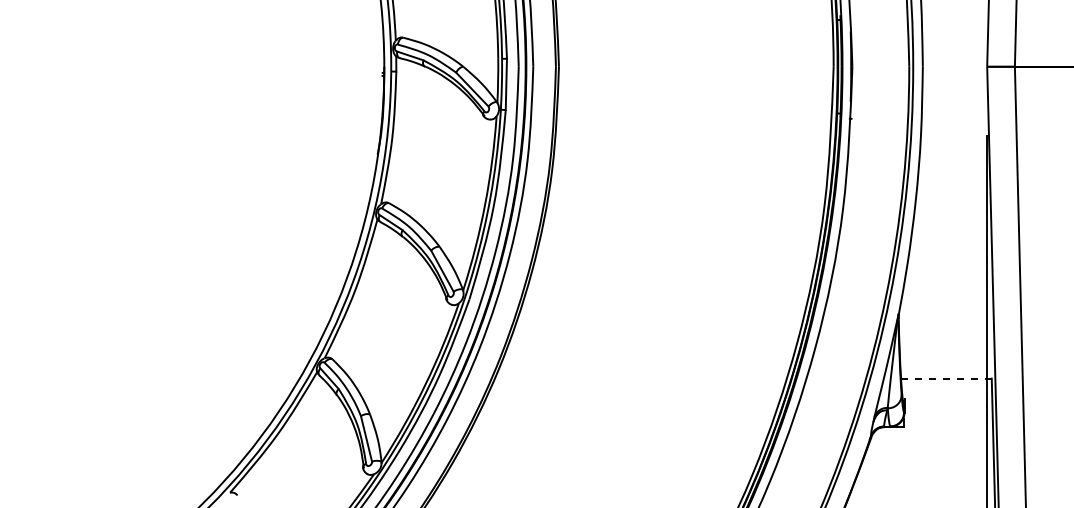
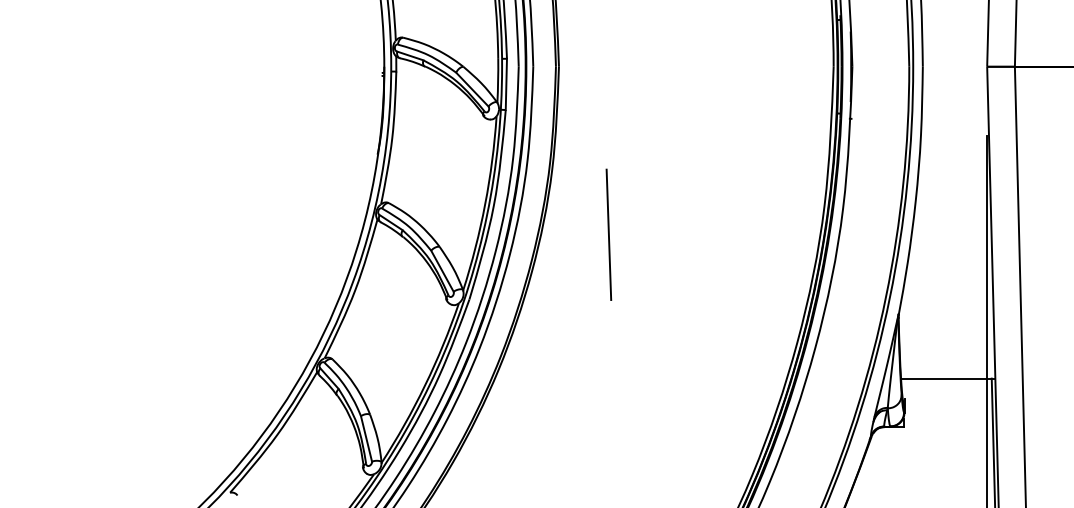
line: none -> present (608, 234)
line: dashed -> solid (948, 378)
